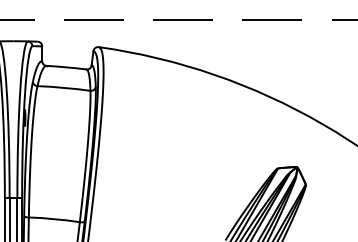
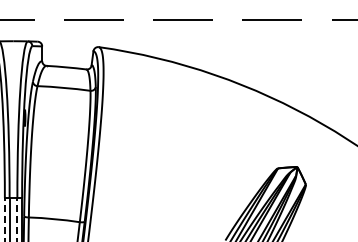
line: solid -> dashed (4, 219)
line: solid -> dashed (17, 219)
